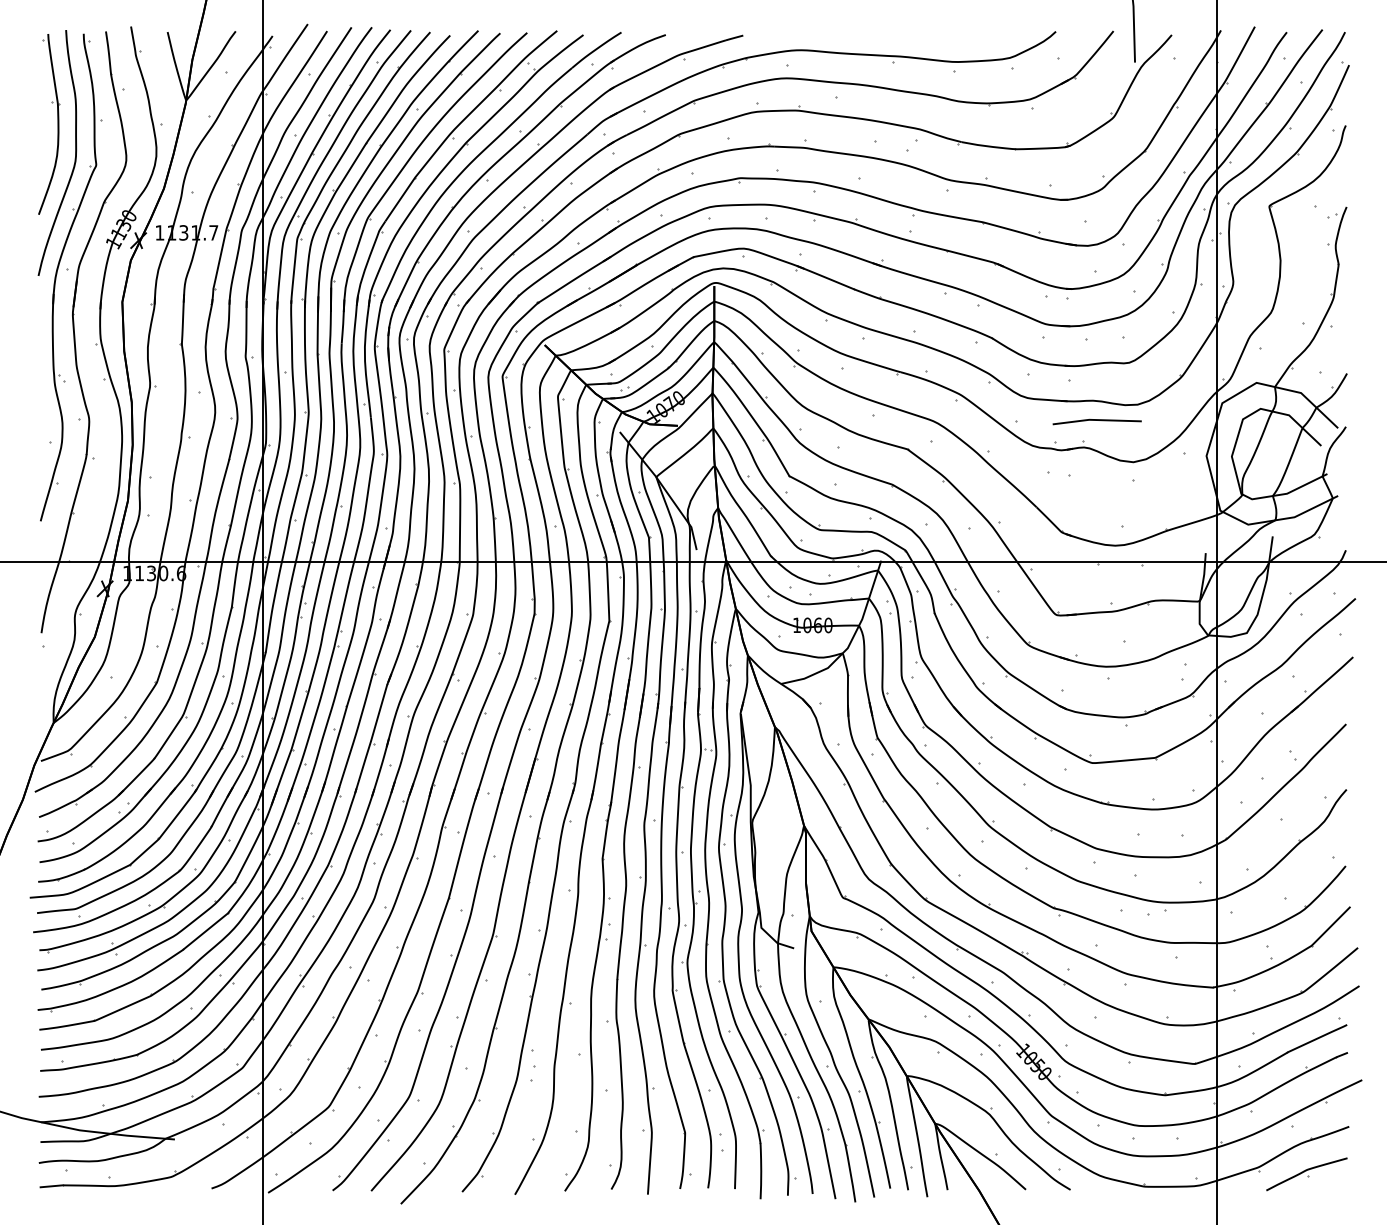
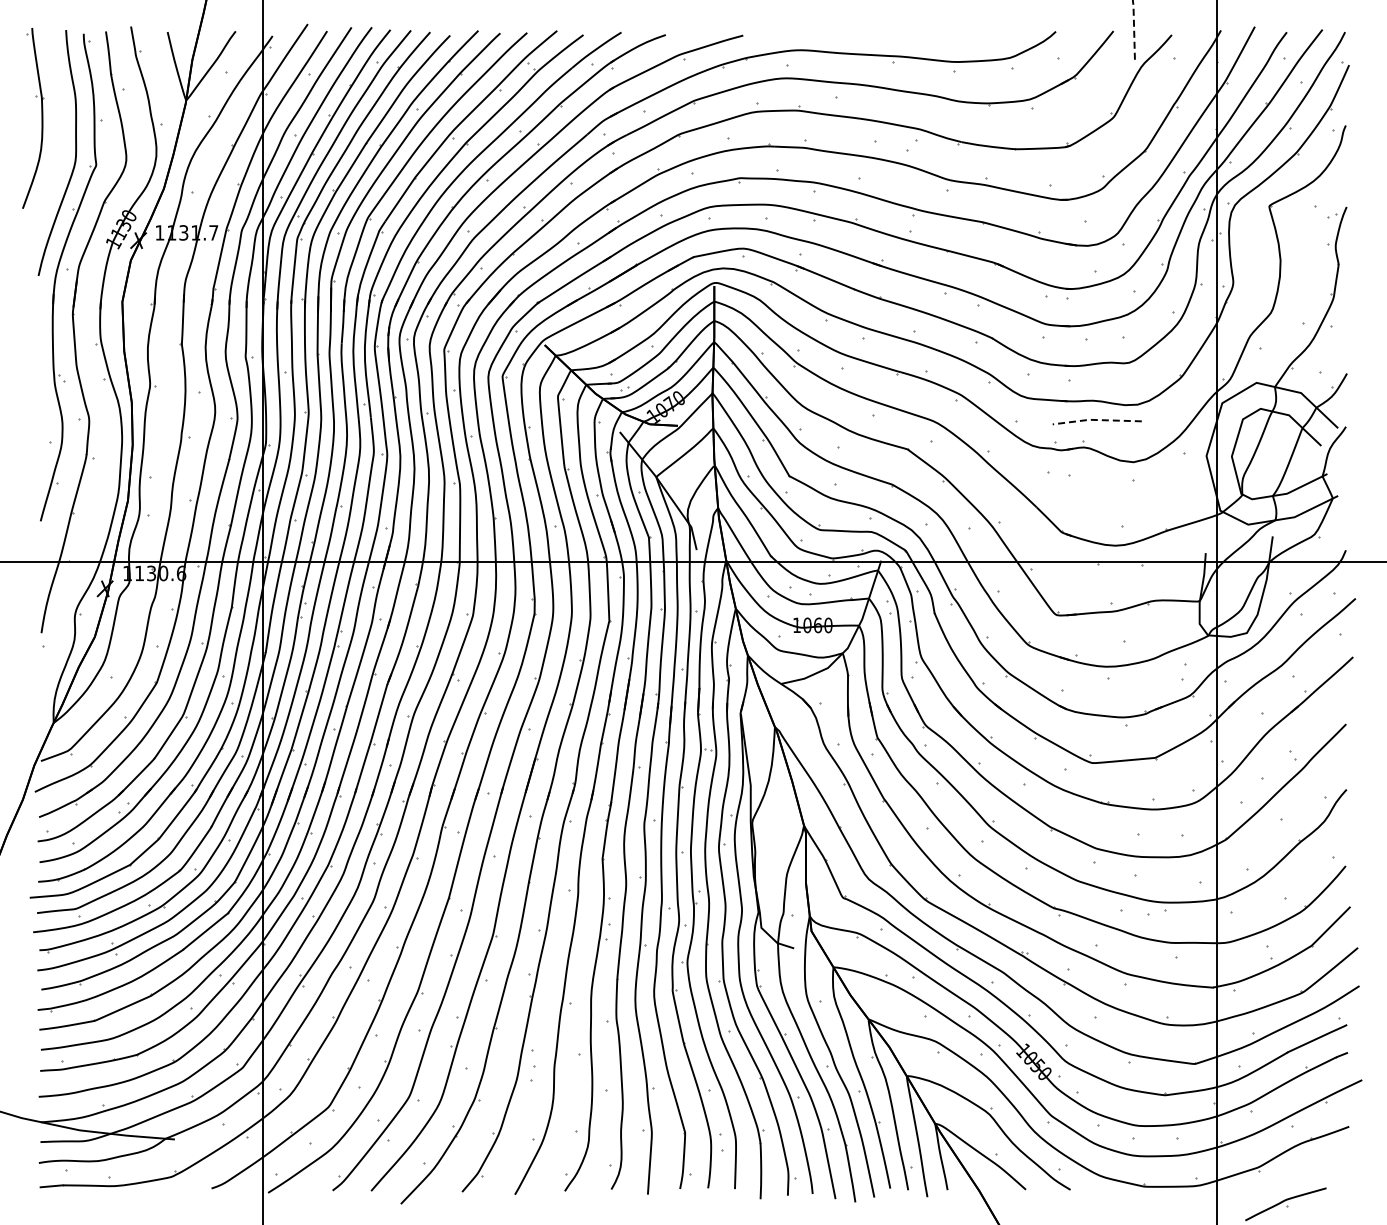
line: solid -> dashed (1134, 30)
part position: (57, 124) -> (41, 118) (41, 118)
line: solid -> dashed (1096, 420)
part position: (1306, 1174) -> (1285, 1204) (1285, 1204)
